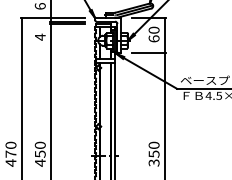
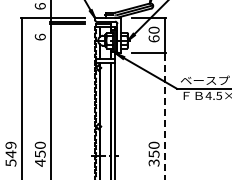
text: 4 -> 6 (39, 36)
line: solid -> dashed (164, 116)
text: 470 -> 549 (10, 153)
